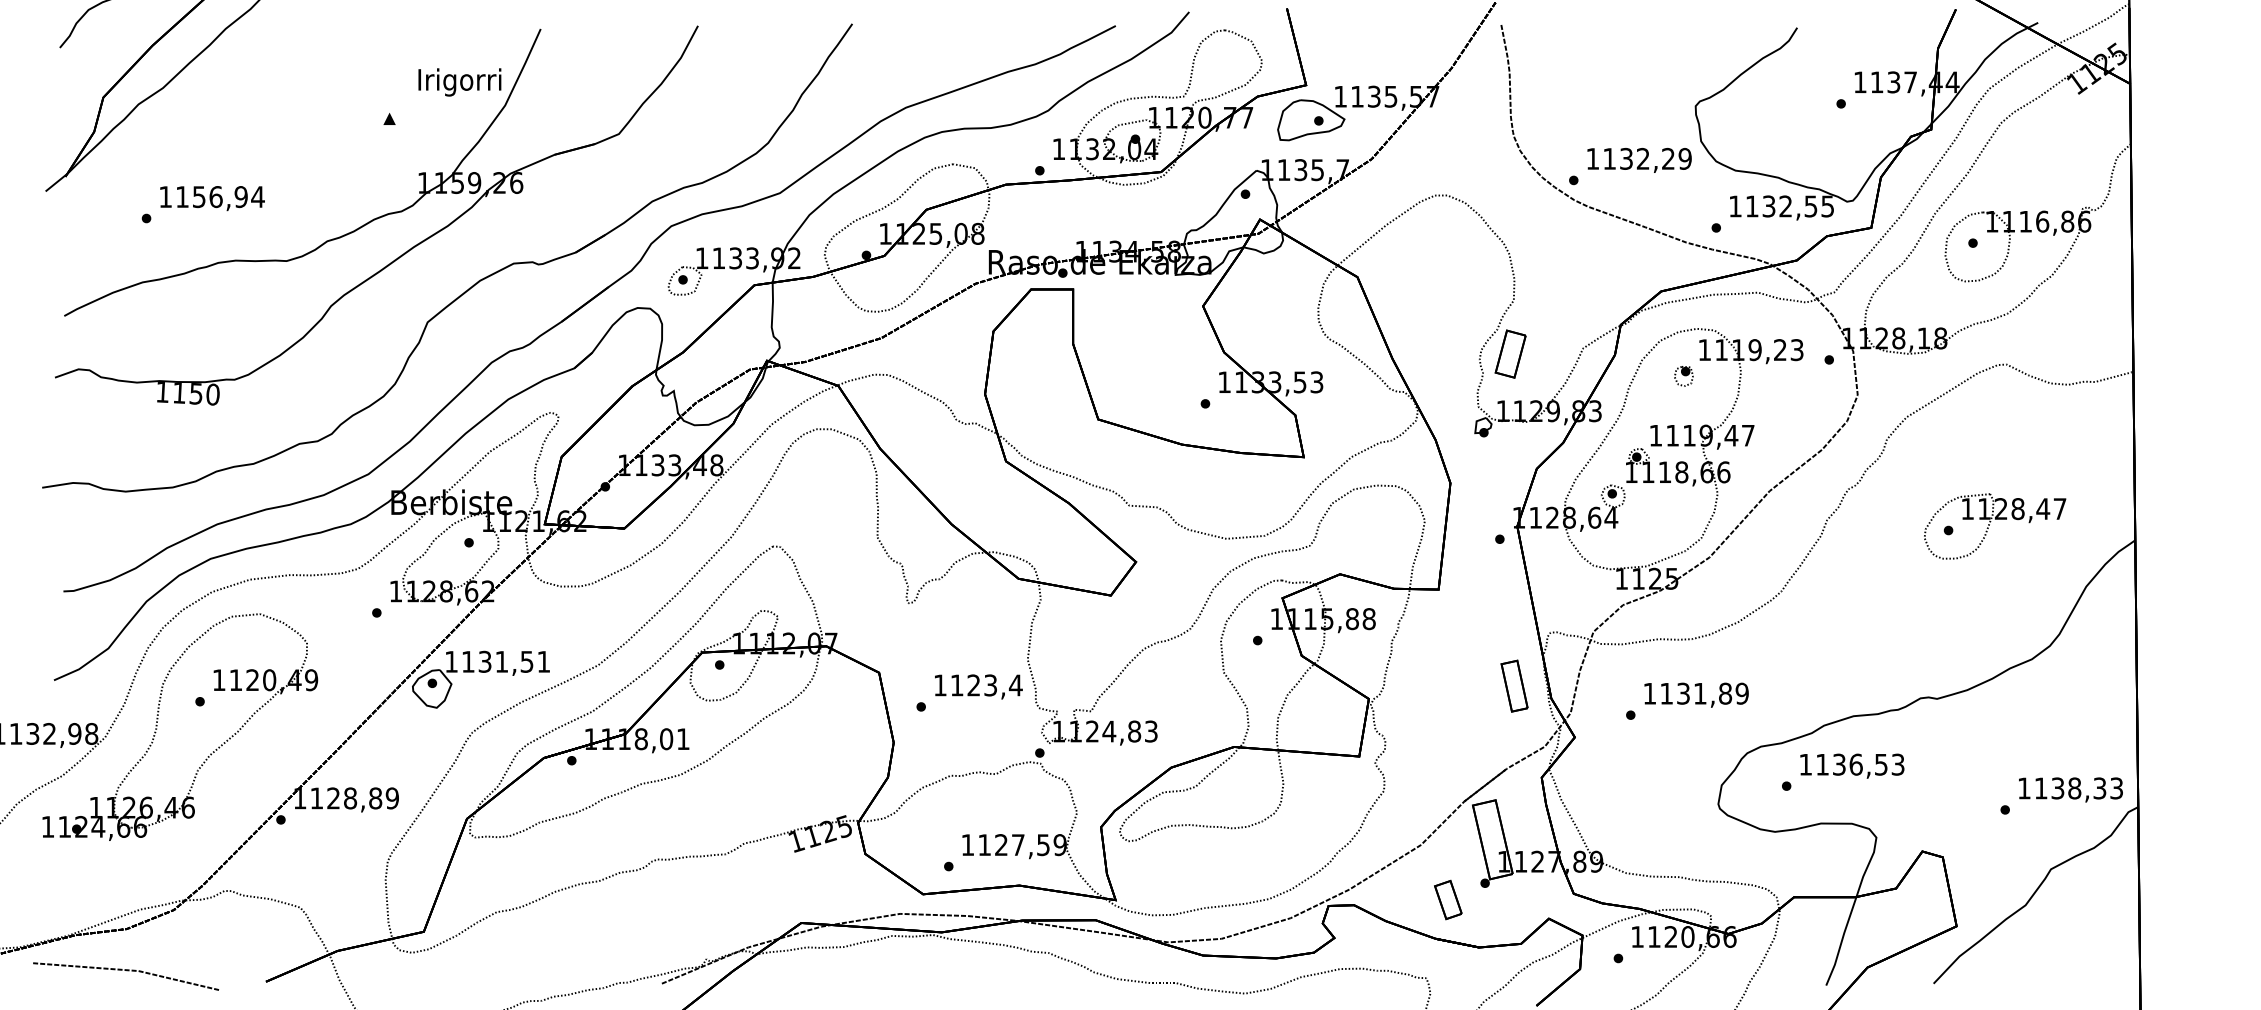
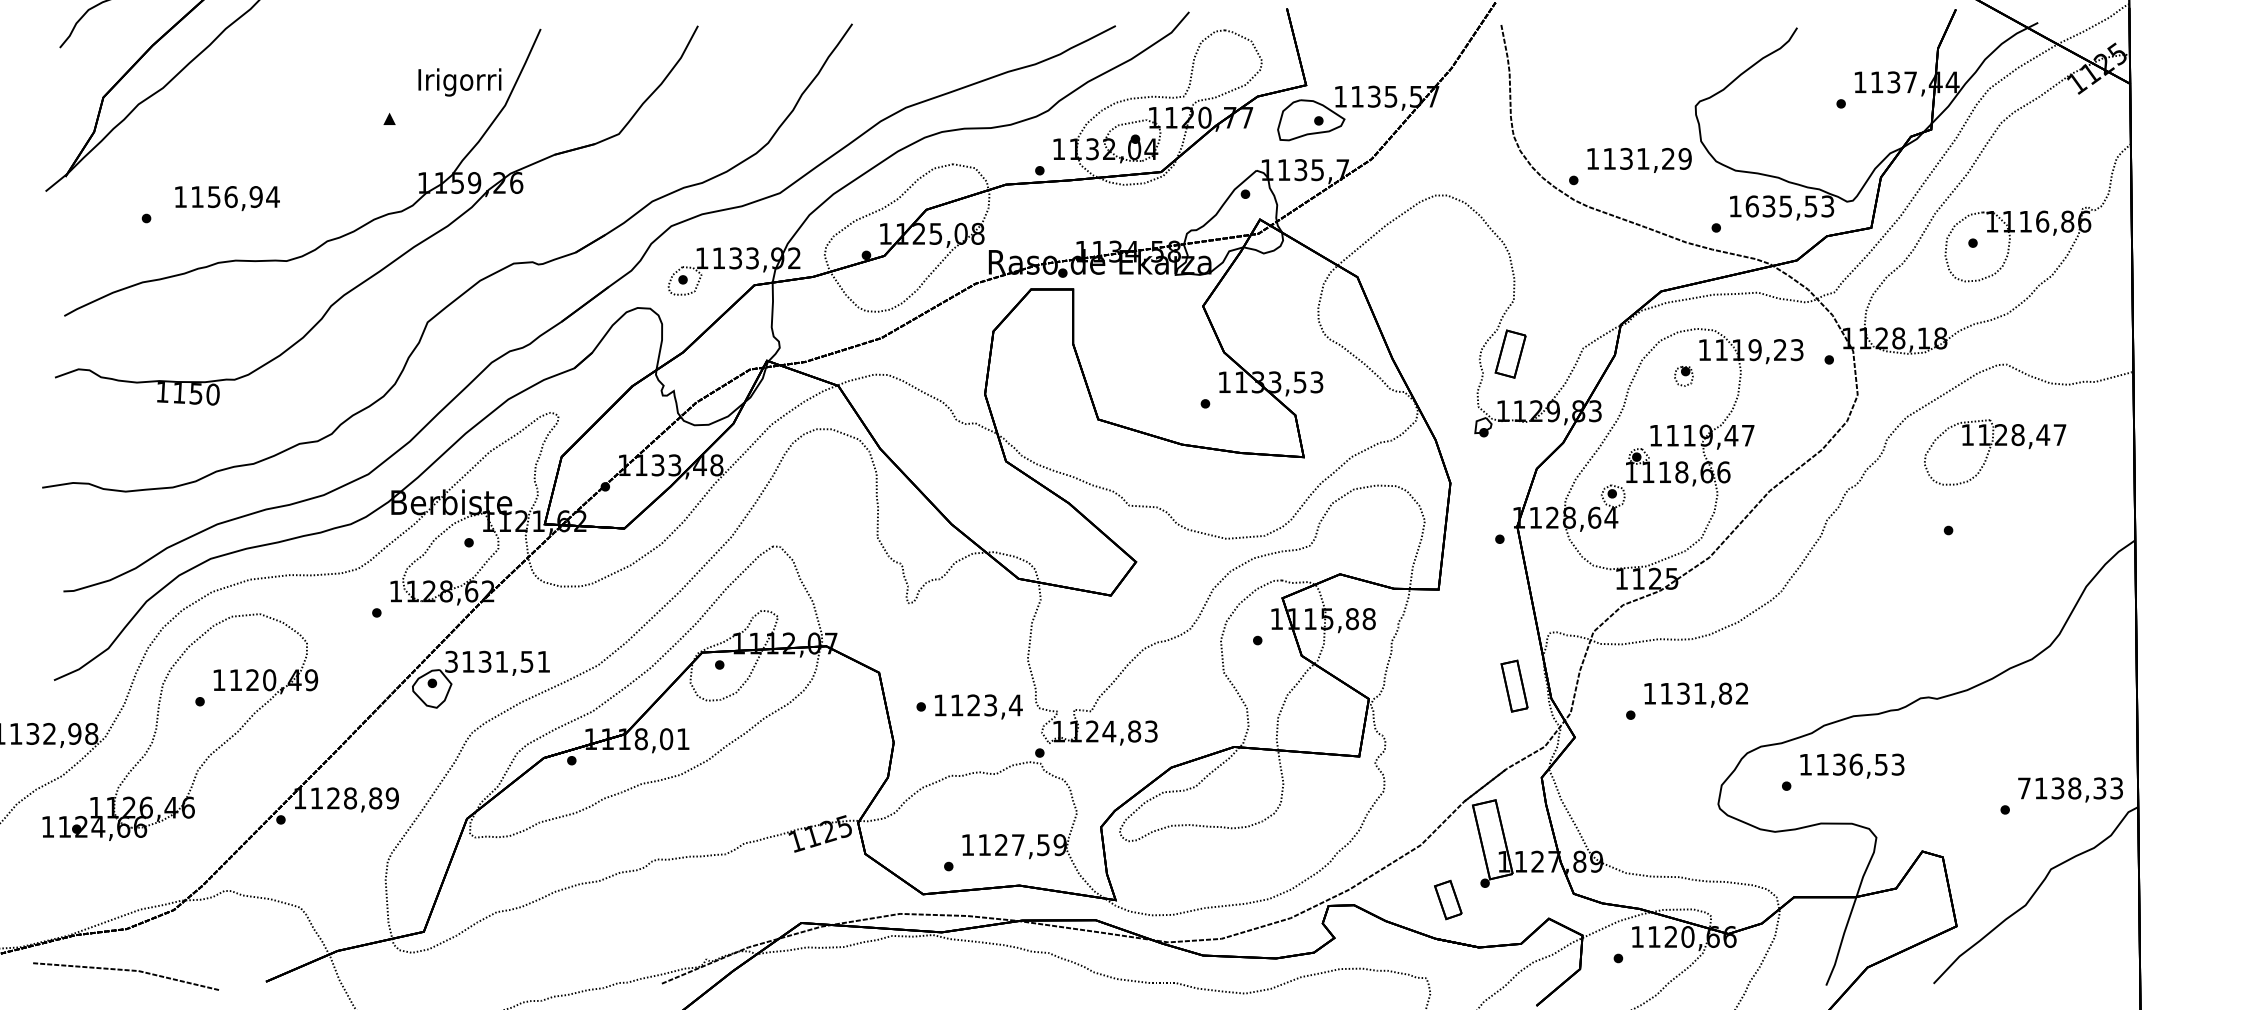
text: 1132,29 -> 1131,29 (1642, 158)
text position: (212, 198) -> (227, 198) (227, 198)
text: 1132,55 -> 1635,53 (1789, 206)
part position: (1989, 525) -> (1989, 451) (1989, 451)
text: 1131,51 -> 3131,51 (451, 661)
text position: (978, 686) -> (978, 706) (978, 706)
text: 1131,89 -> 1131,82 (1741, 693)
text: 1138,33 -> 7138,33 (2024, 788)
